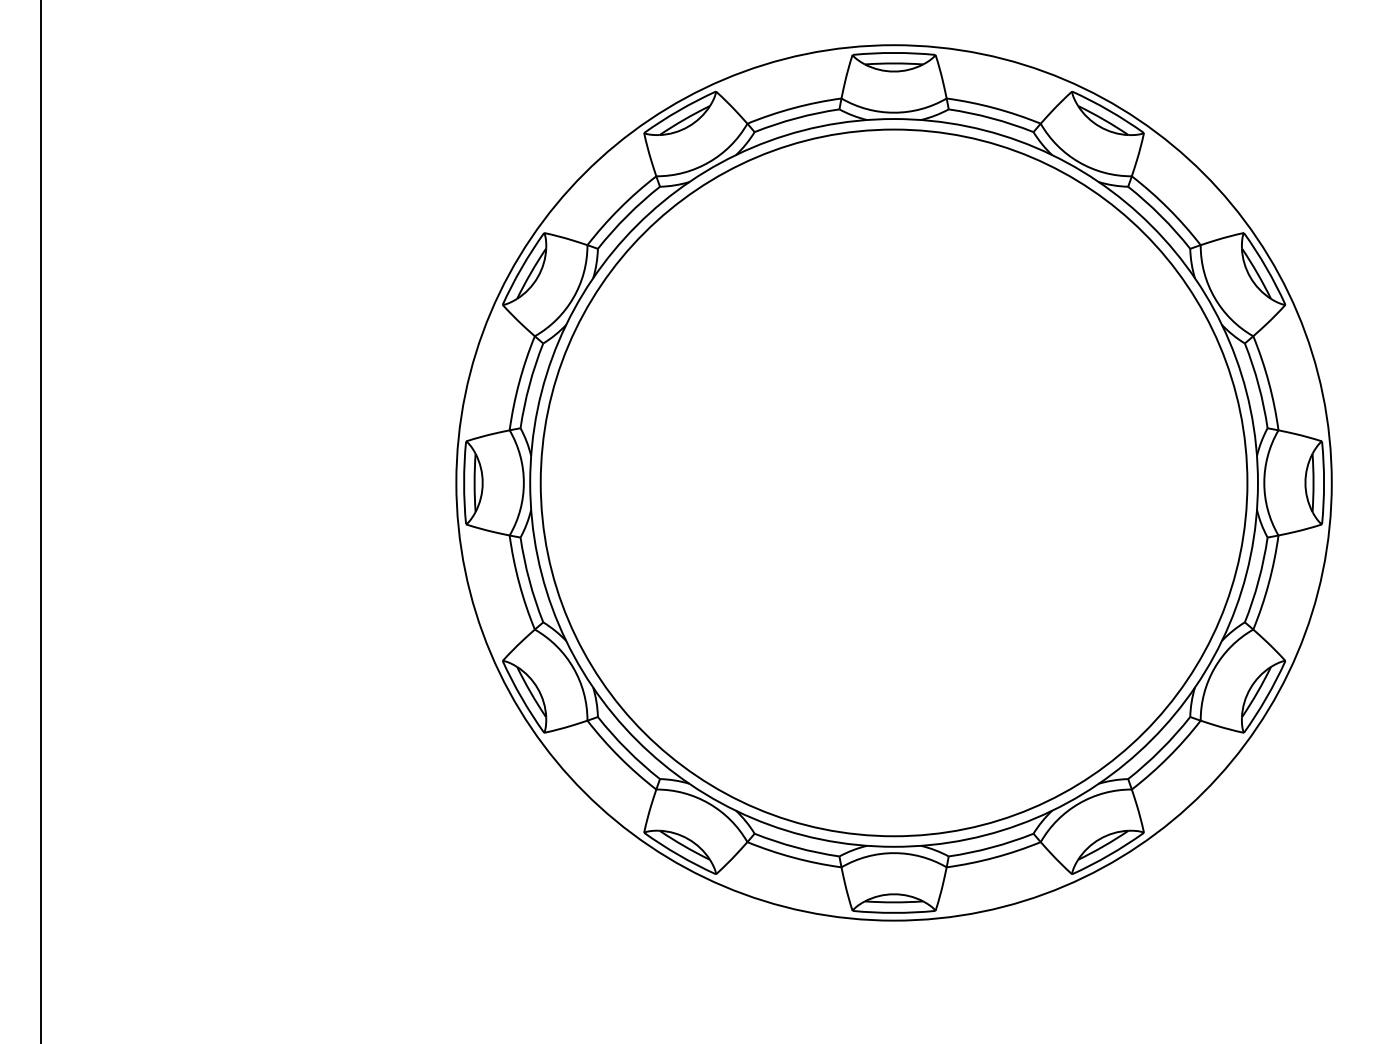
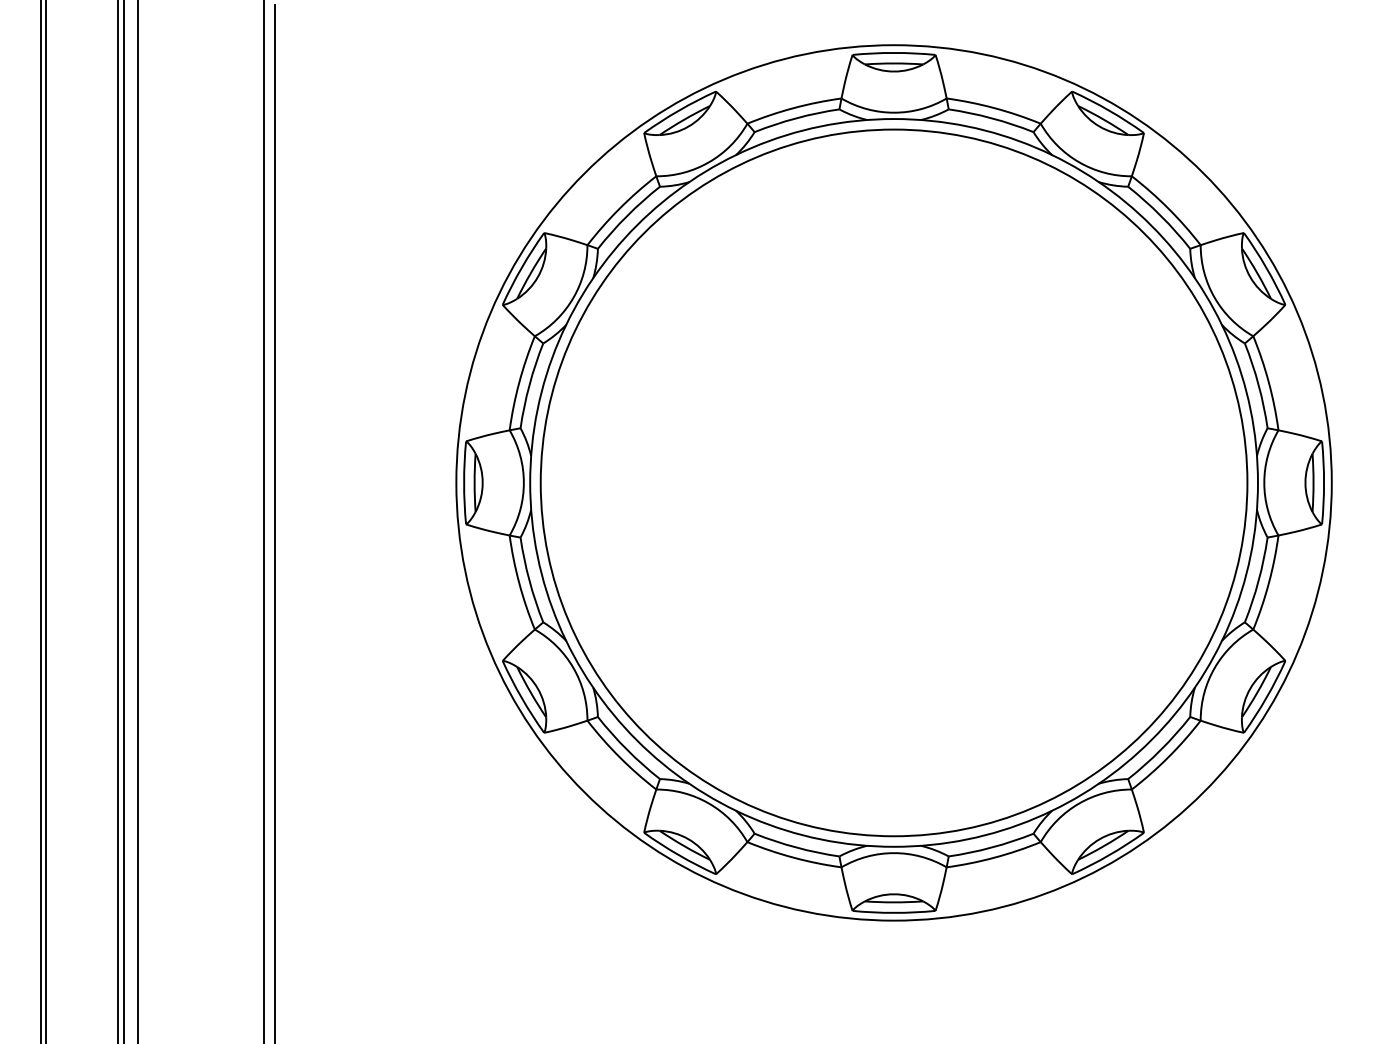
line: none -> present (46, 521)
line: none -> present (118, 521)
line: none -> present (123, 521)
line: none -> present (137, 521)
line: none -> present (264, 521)
line: none -> present (274, 522)
